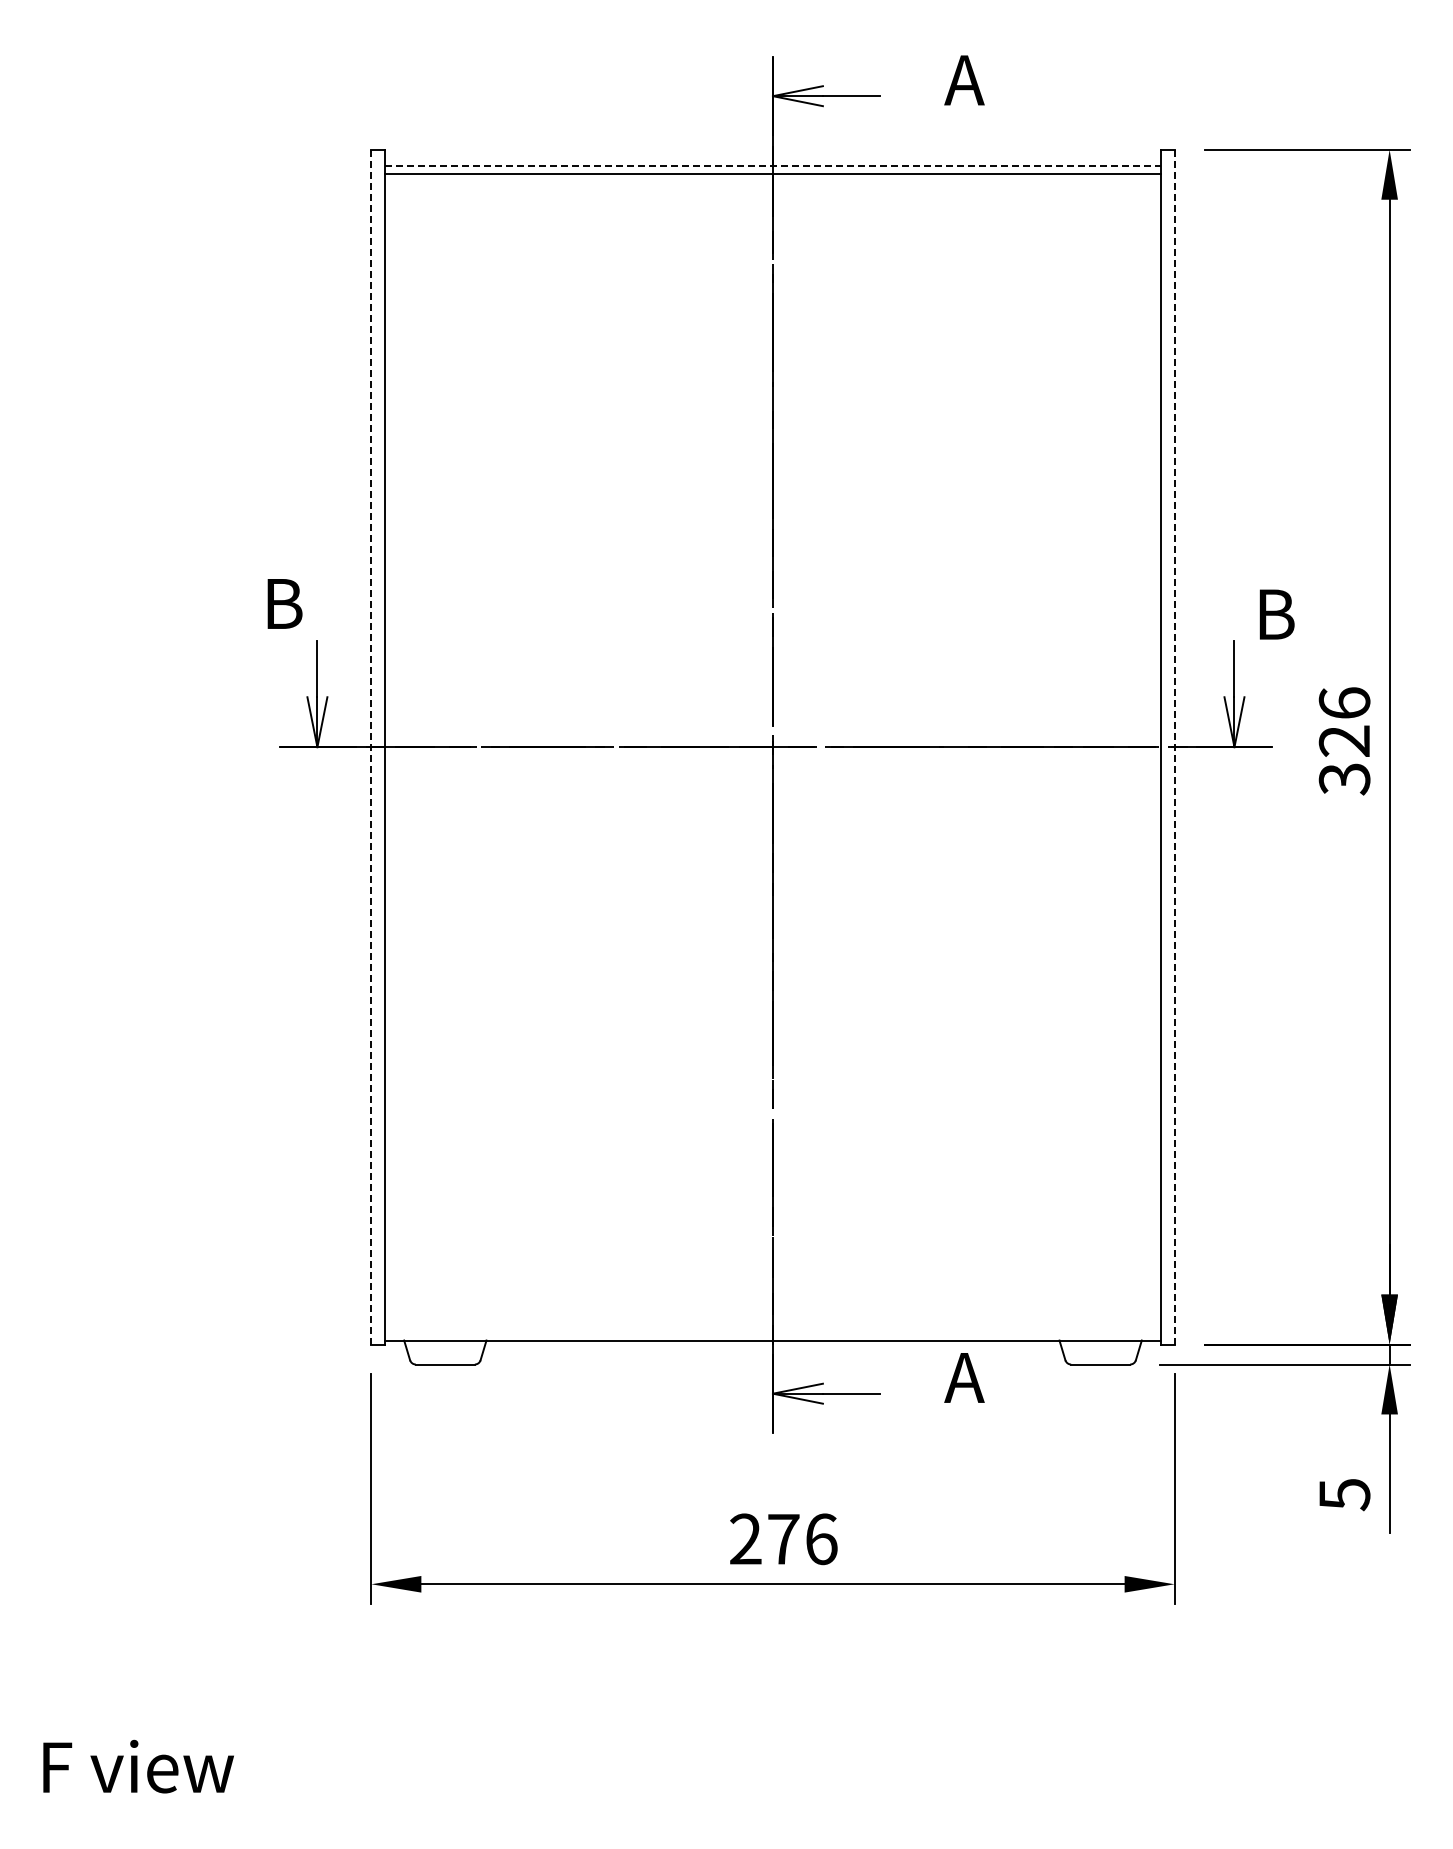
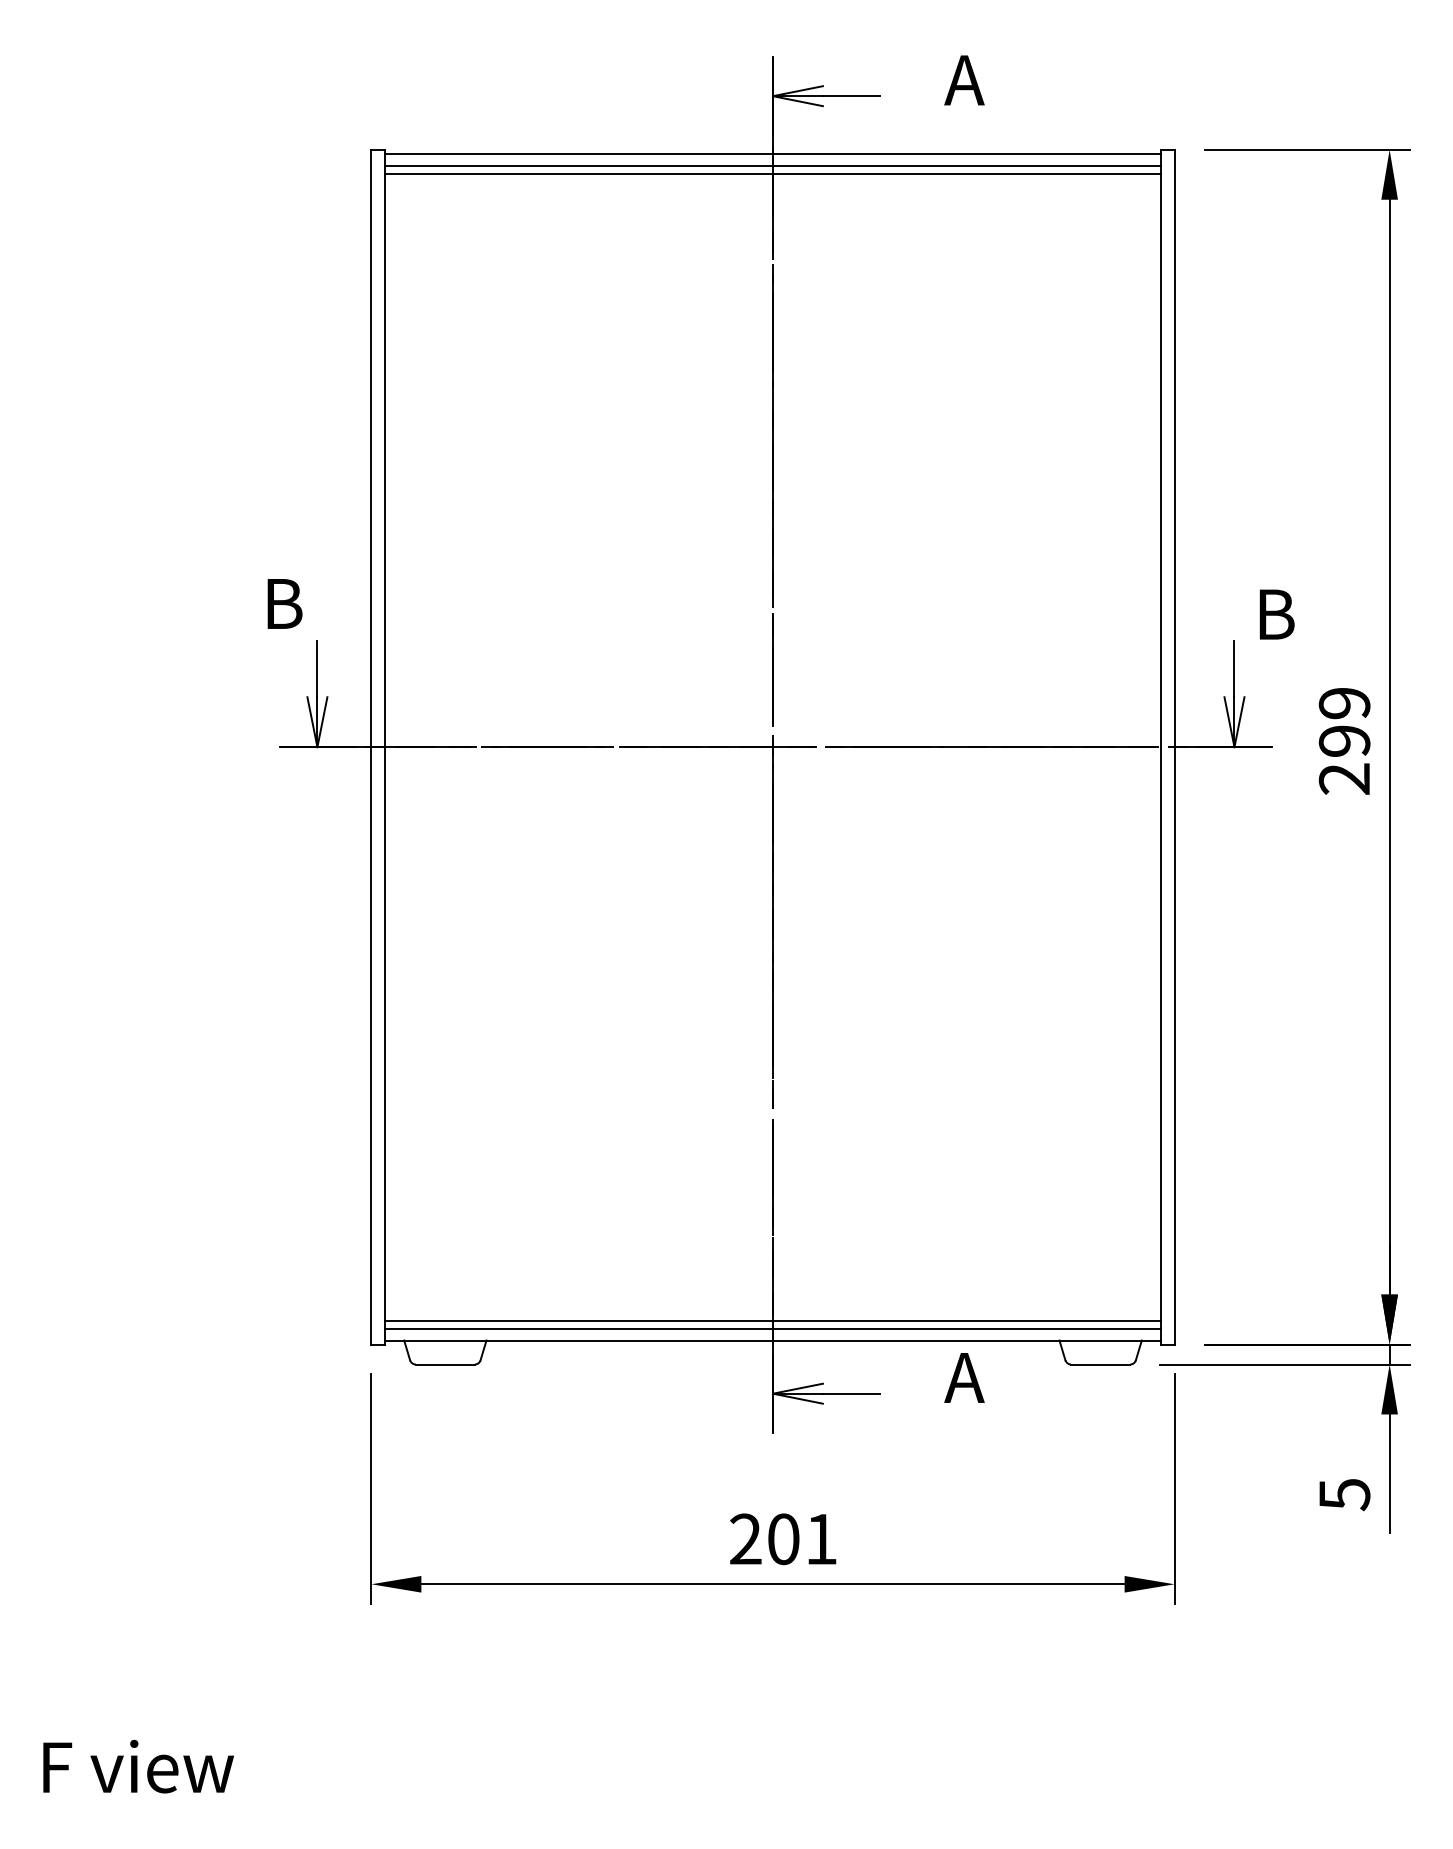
line: none -> present (772, 153)
line: dashed -> solid (773, 165)
text: 326 -> 299 (1344, 741)
line: dashed -> solid (371, 746)
line: dashed -> solid (1174, 747)
line: none -> present (772, 1320)
line: none -> present (772, 1328)
text: 276 -> 201 (802, 1539)
